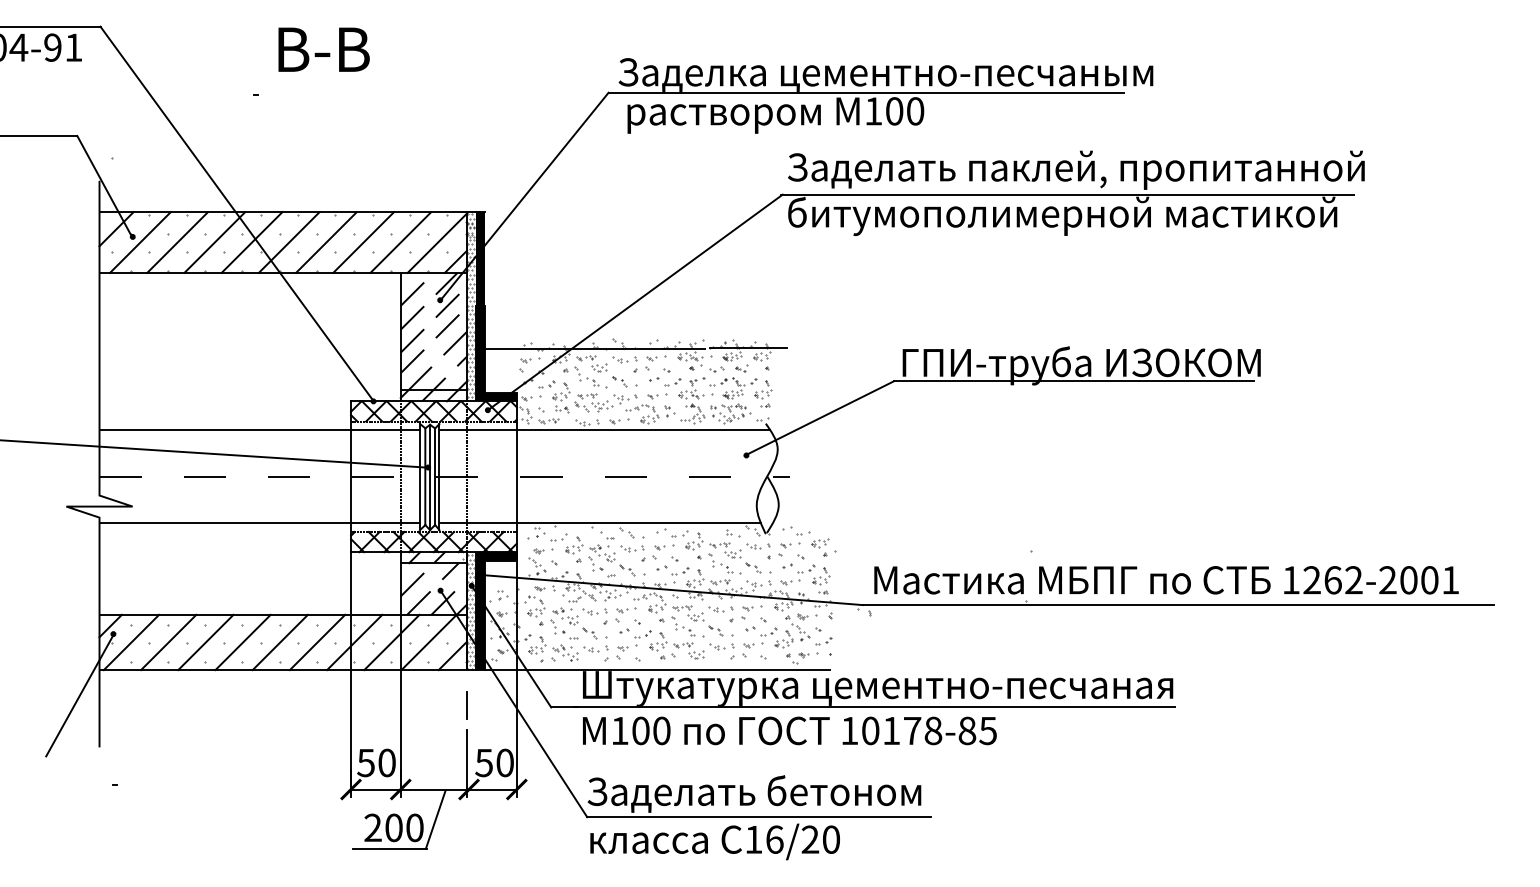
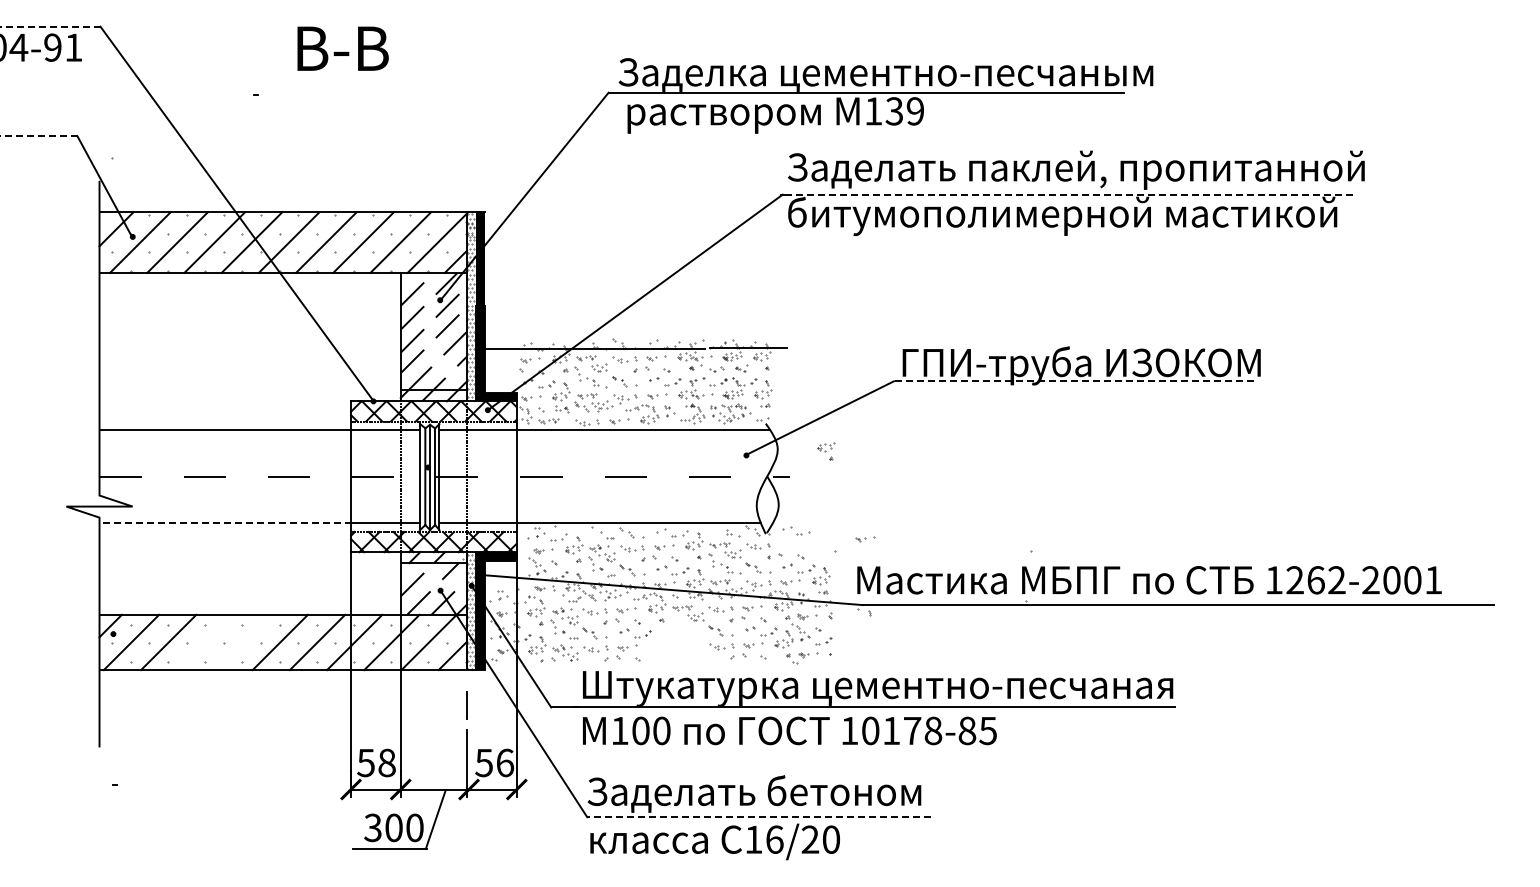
line: solid -> dashed (50, 26)
text position: (323, 49) -> (342, 48) (342, 48)
text: 100 -> 139 (904, 111)
line: solid -> dashed (39, 136)
line: solid -> dashed (1070, 195)
line: solid -> dashed (1073, 381)
line: present -> none (214, 453)
line: solid -> dashed (226, 522)
part position: (790, 545) -> (865, 539) (865, 539)
part position: (820, 547) -> (826, 451) (826, 451)
text position: (1166, 580) -> (1149, 580) (1149, 580)
line: present -> none (205, 642)
line: present -> none (242, 642)
part: present -> none (674, 643)
line: present -> none (657, 670)
line: present -> none (79, 695)
text: 50 -> 56 (505, 762)
text: 50 -> 58 (386, 763)
line: solid -> dashed (758, 817)
text: 200 -> 300 (372, 828)
